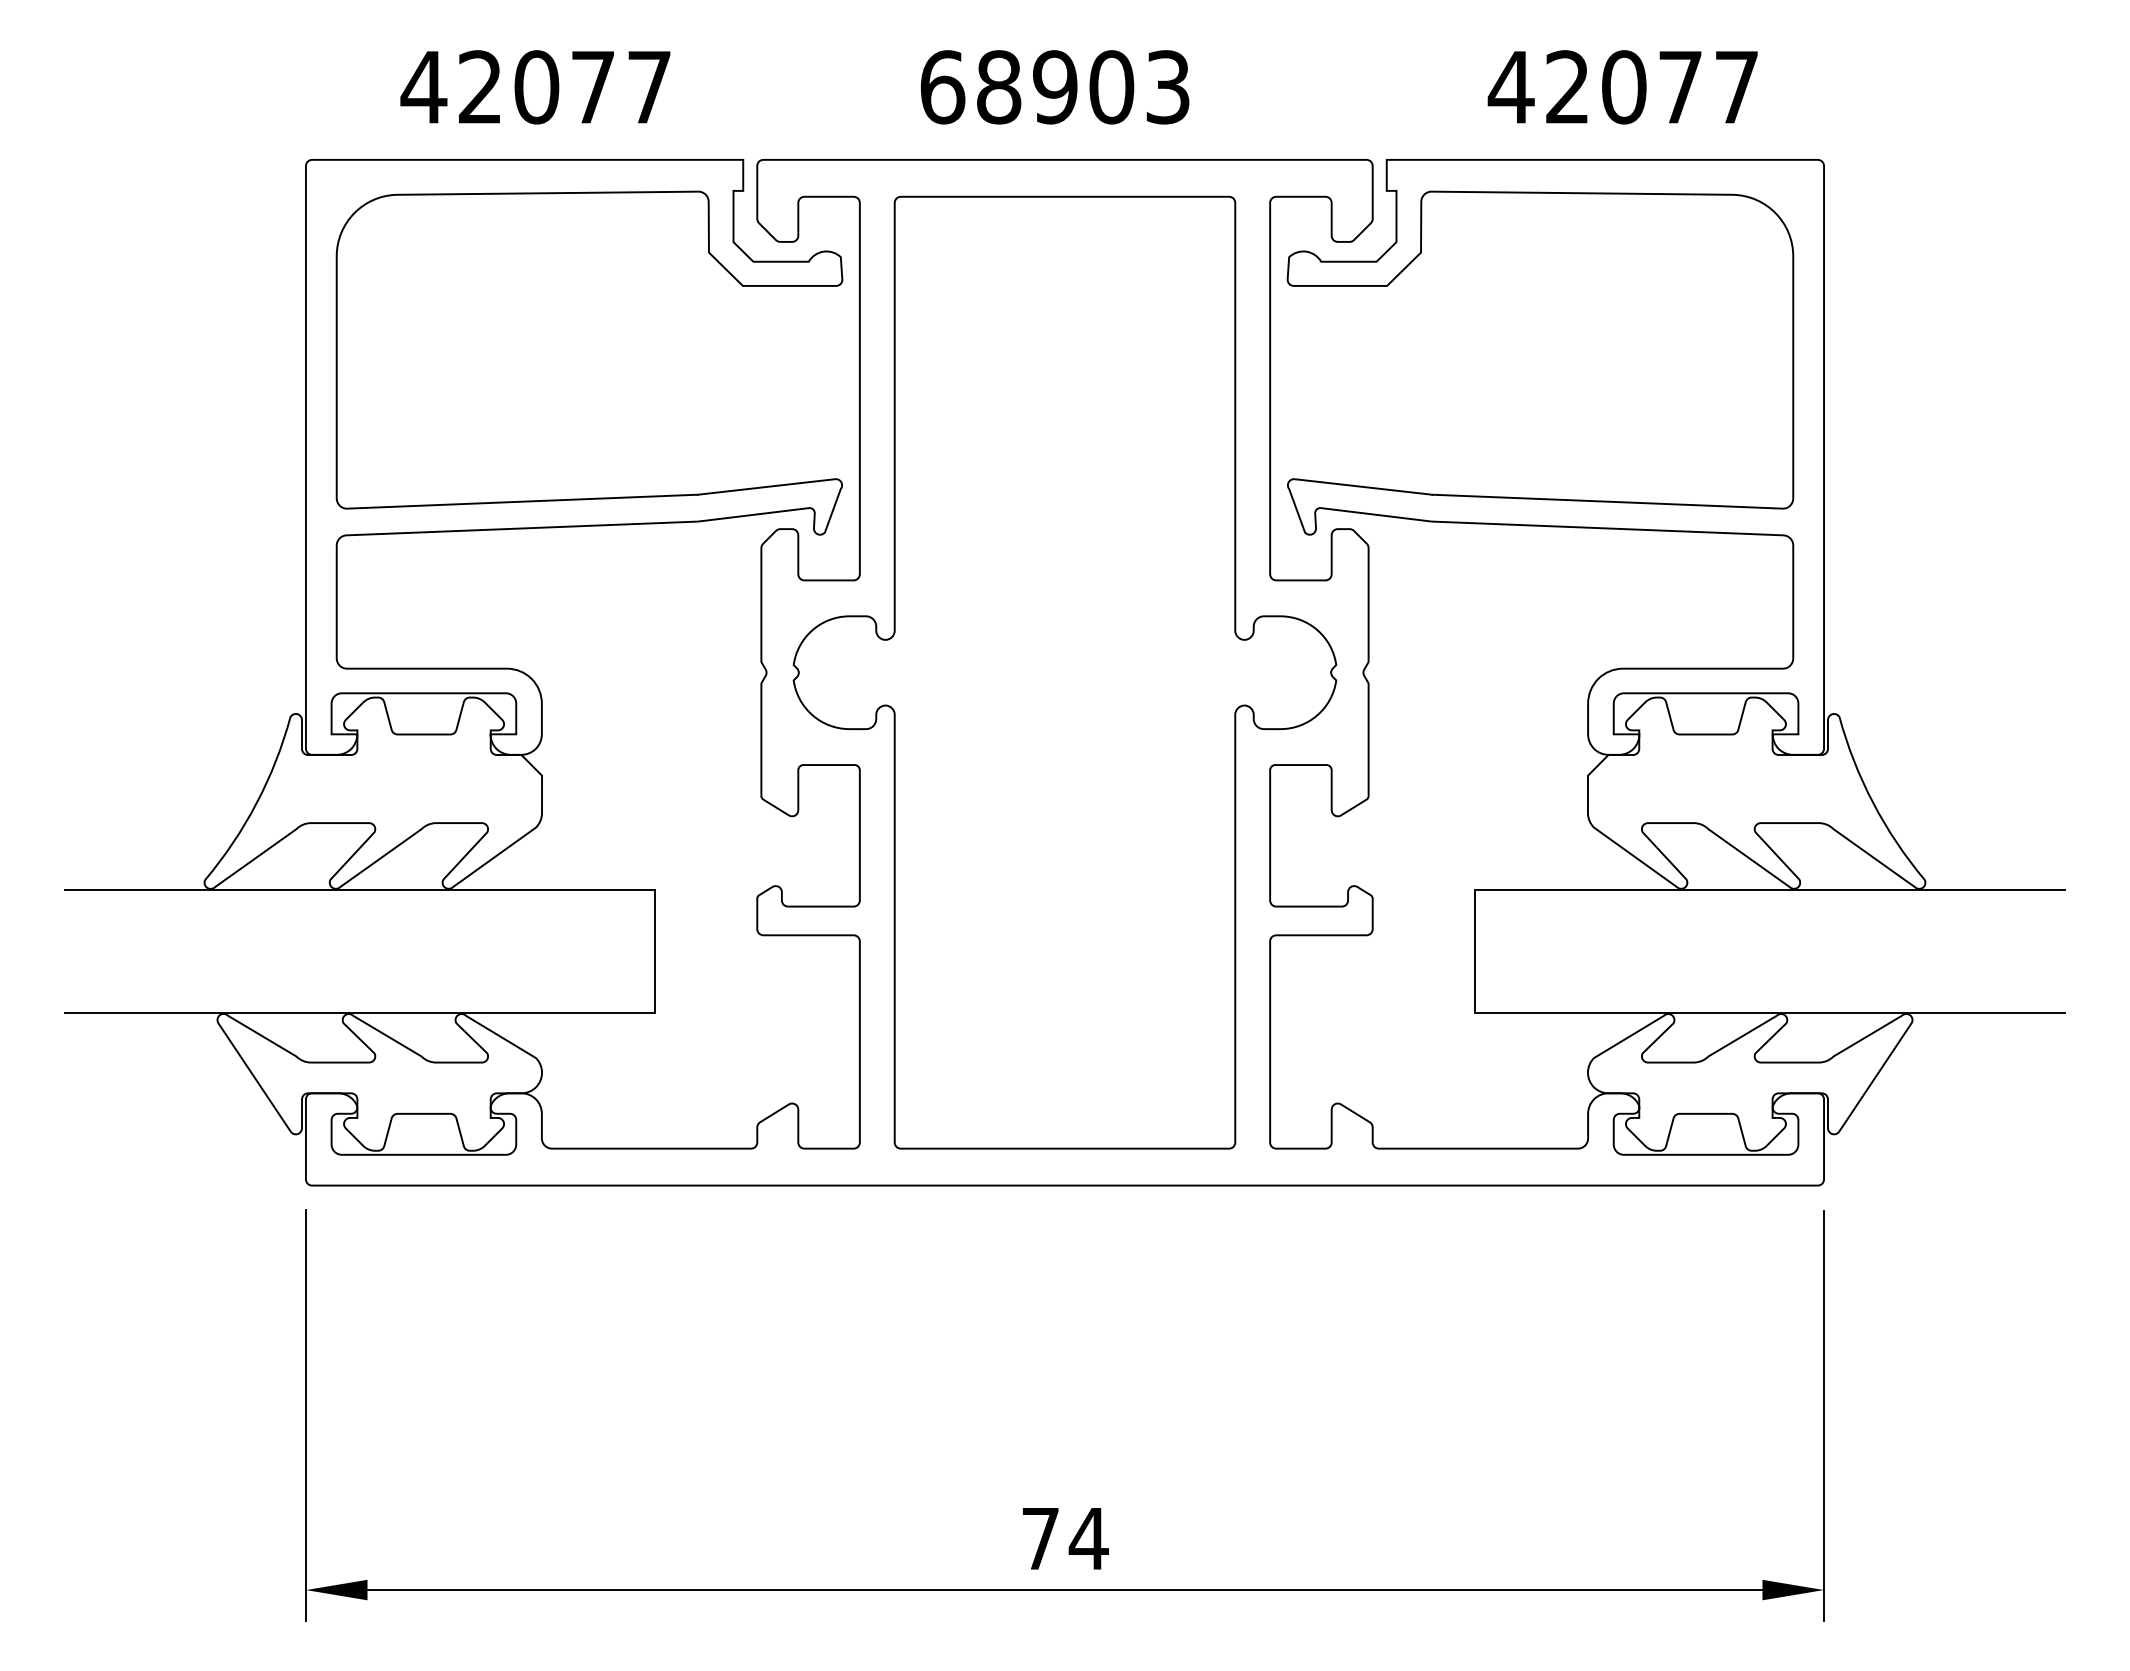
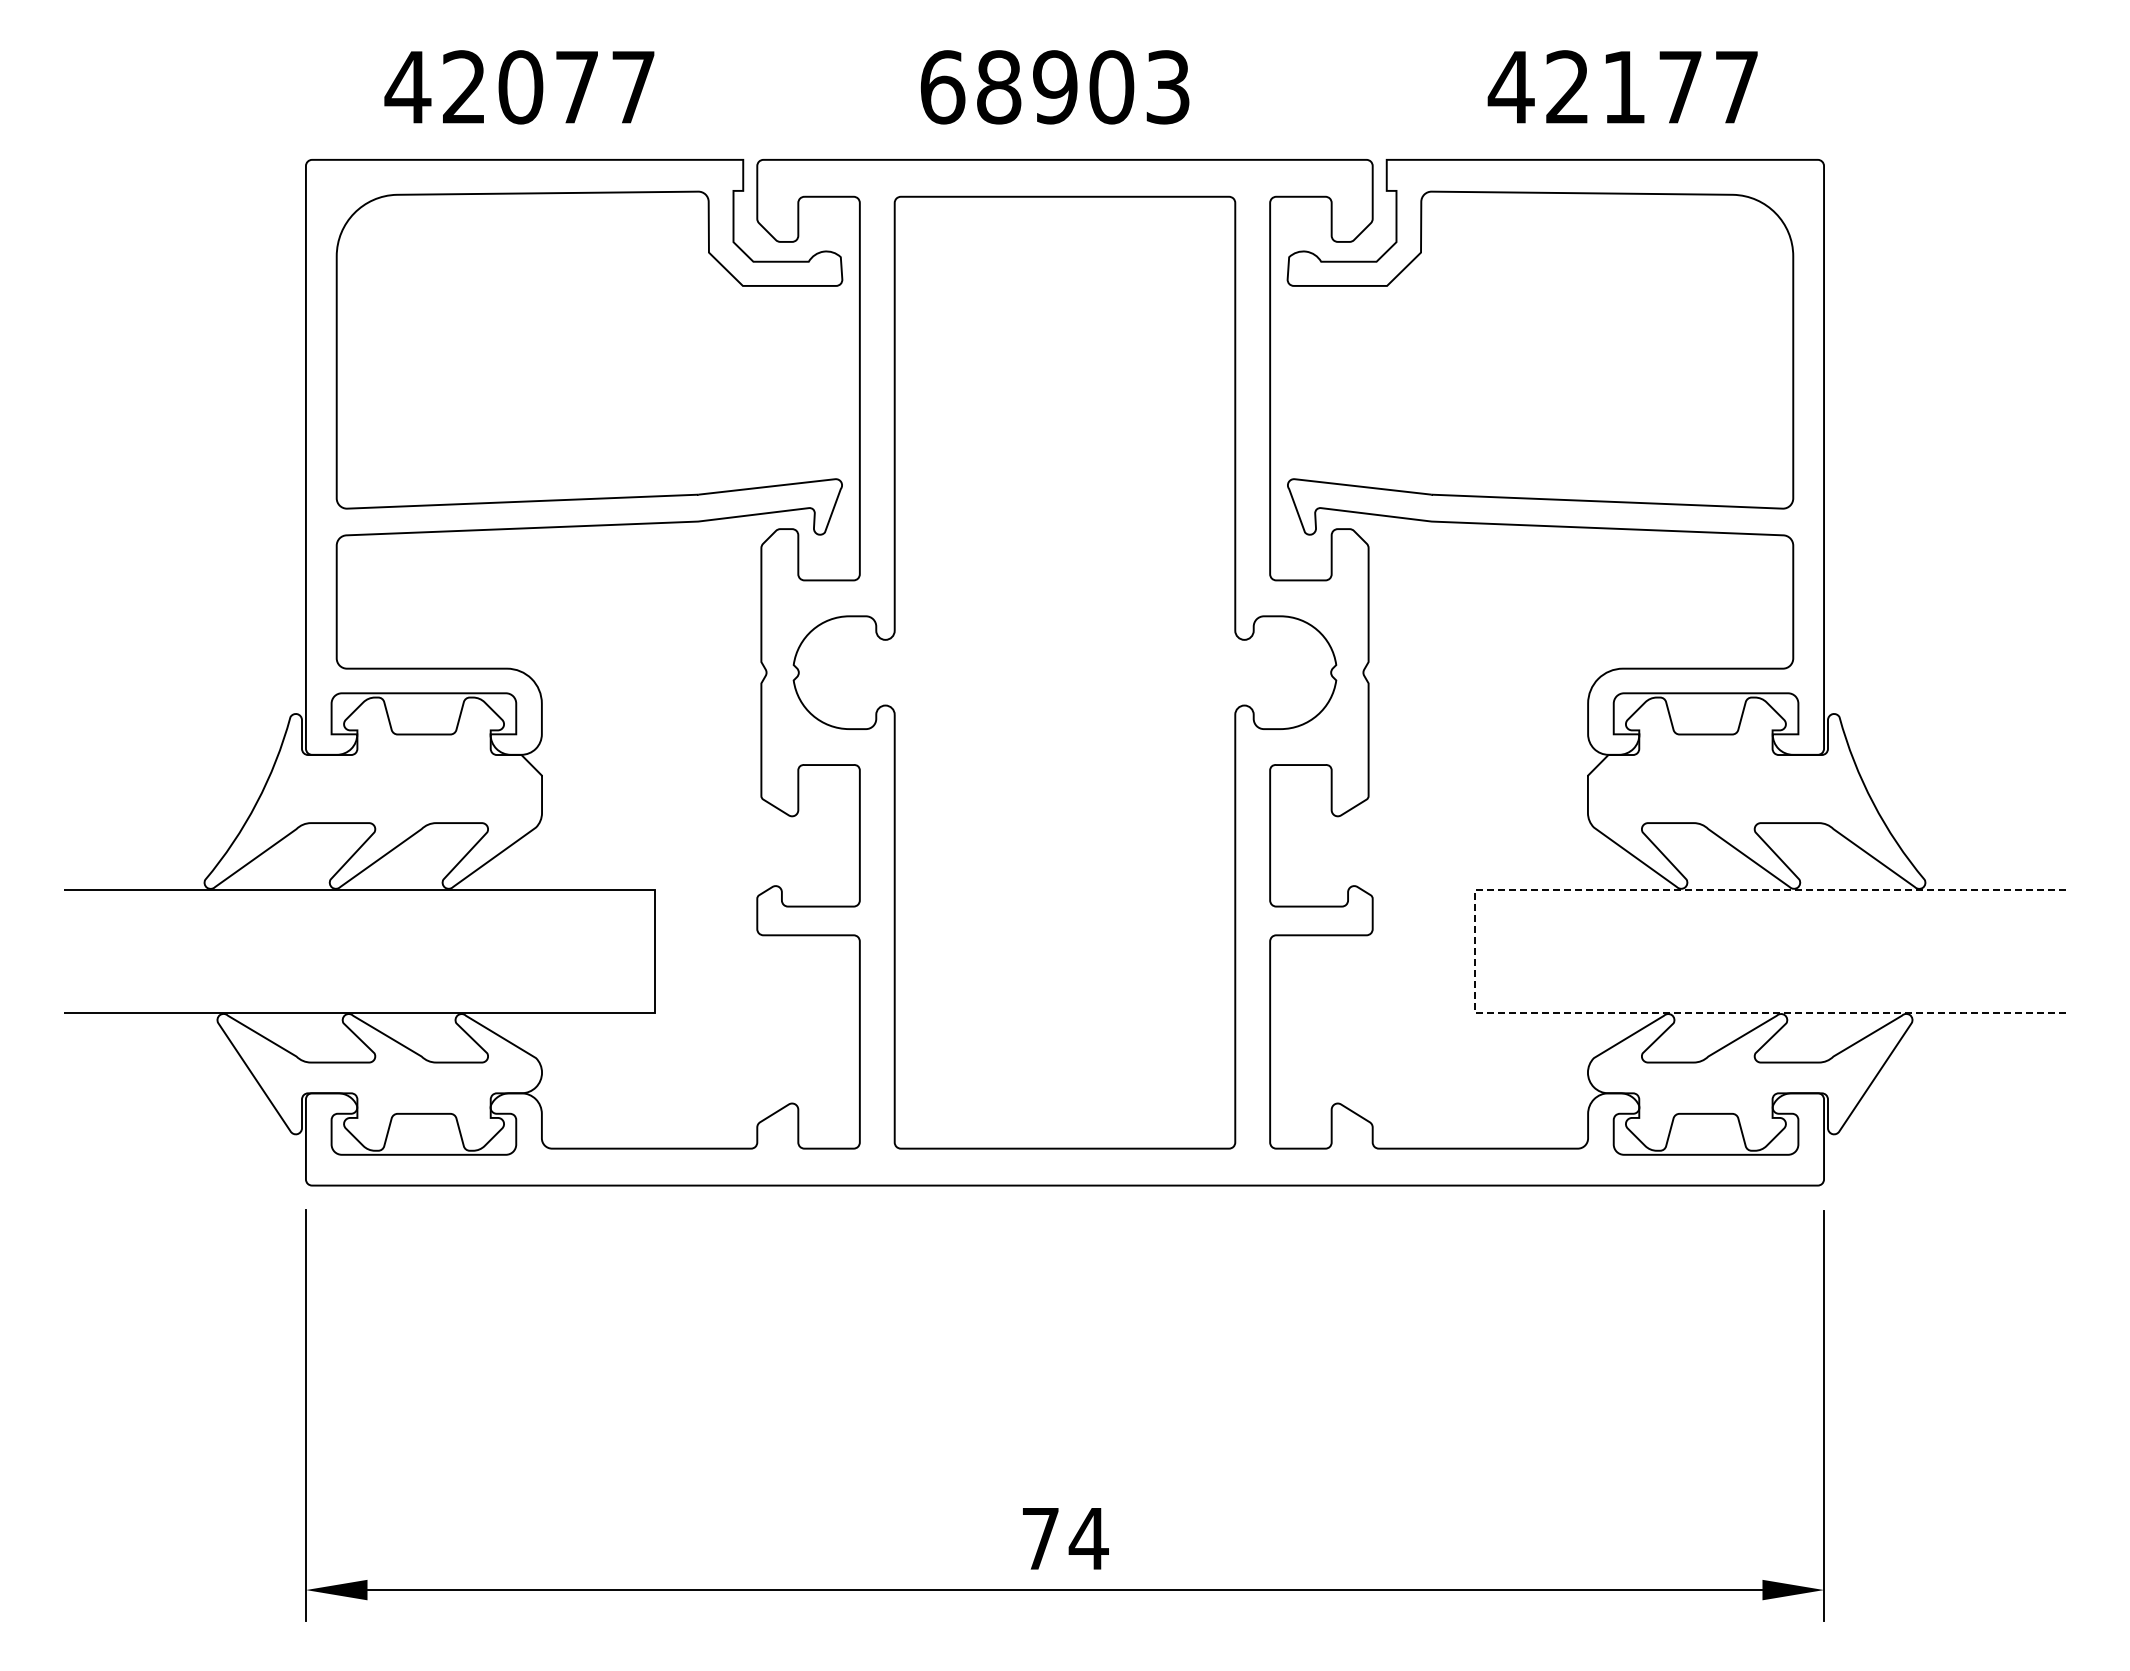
text position: (535, 87) -> (519, 87) (519, 87)
text: 42077 -> 42177 (1624, 87)
line: solid -> dashed (1475, 951)
